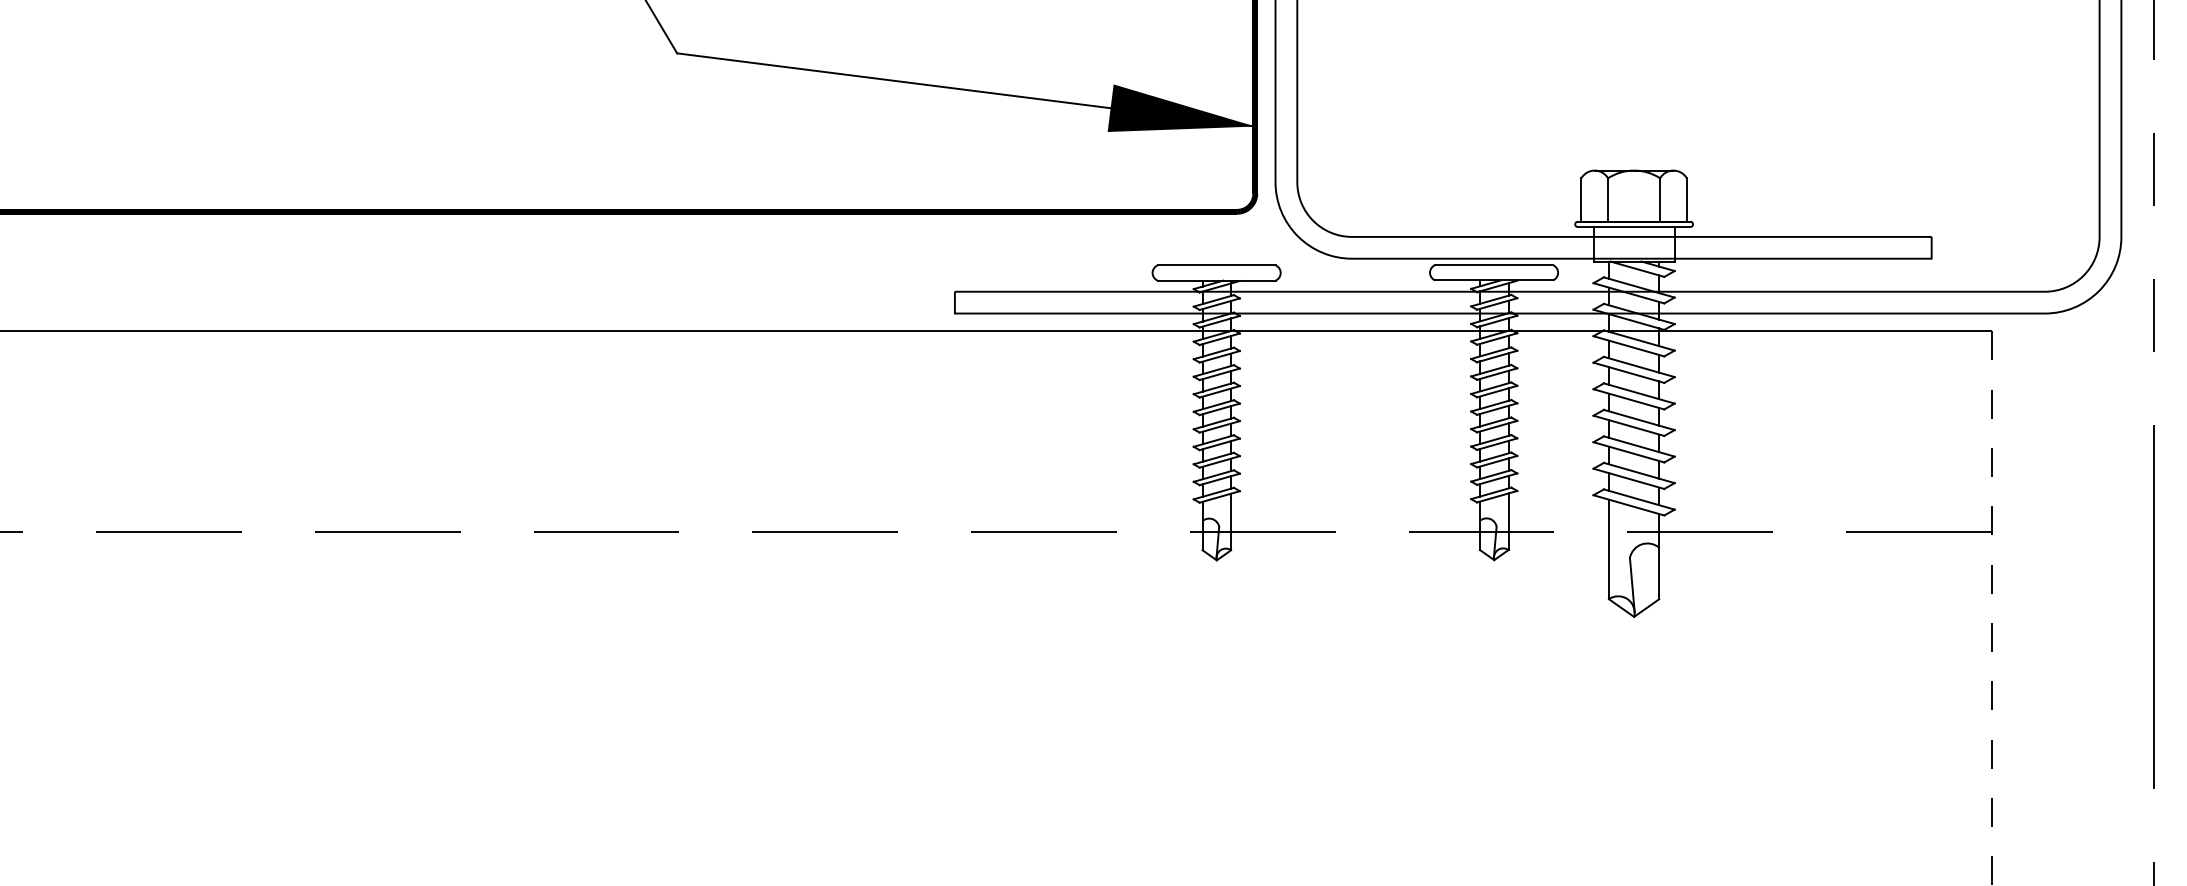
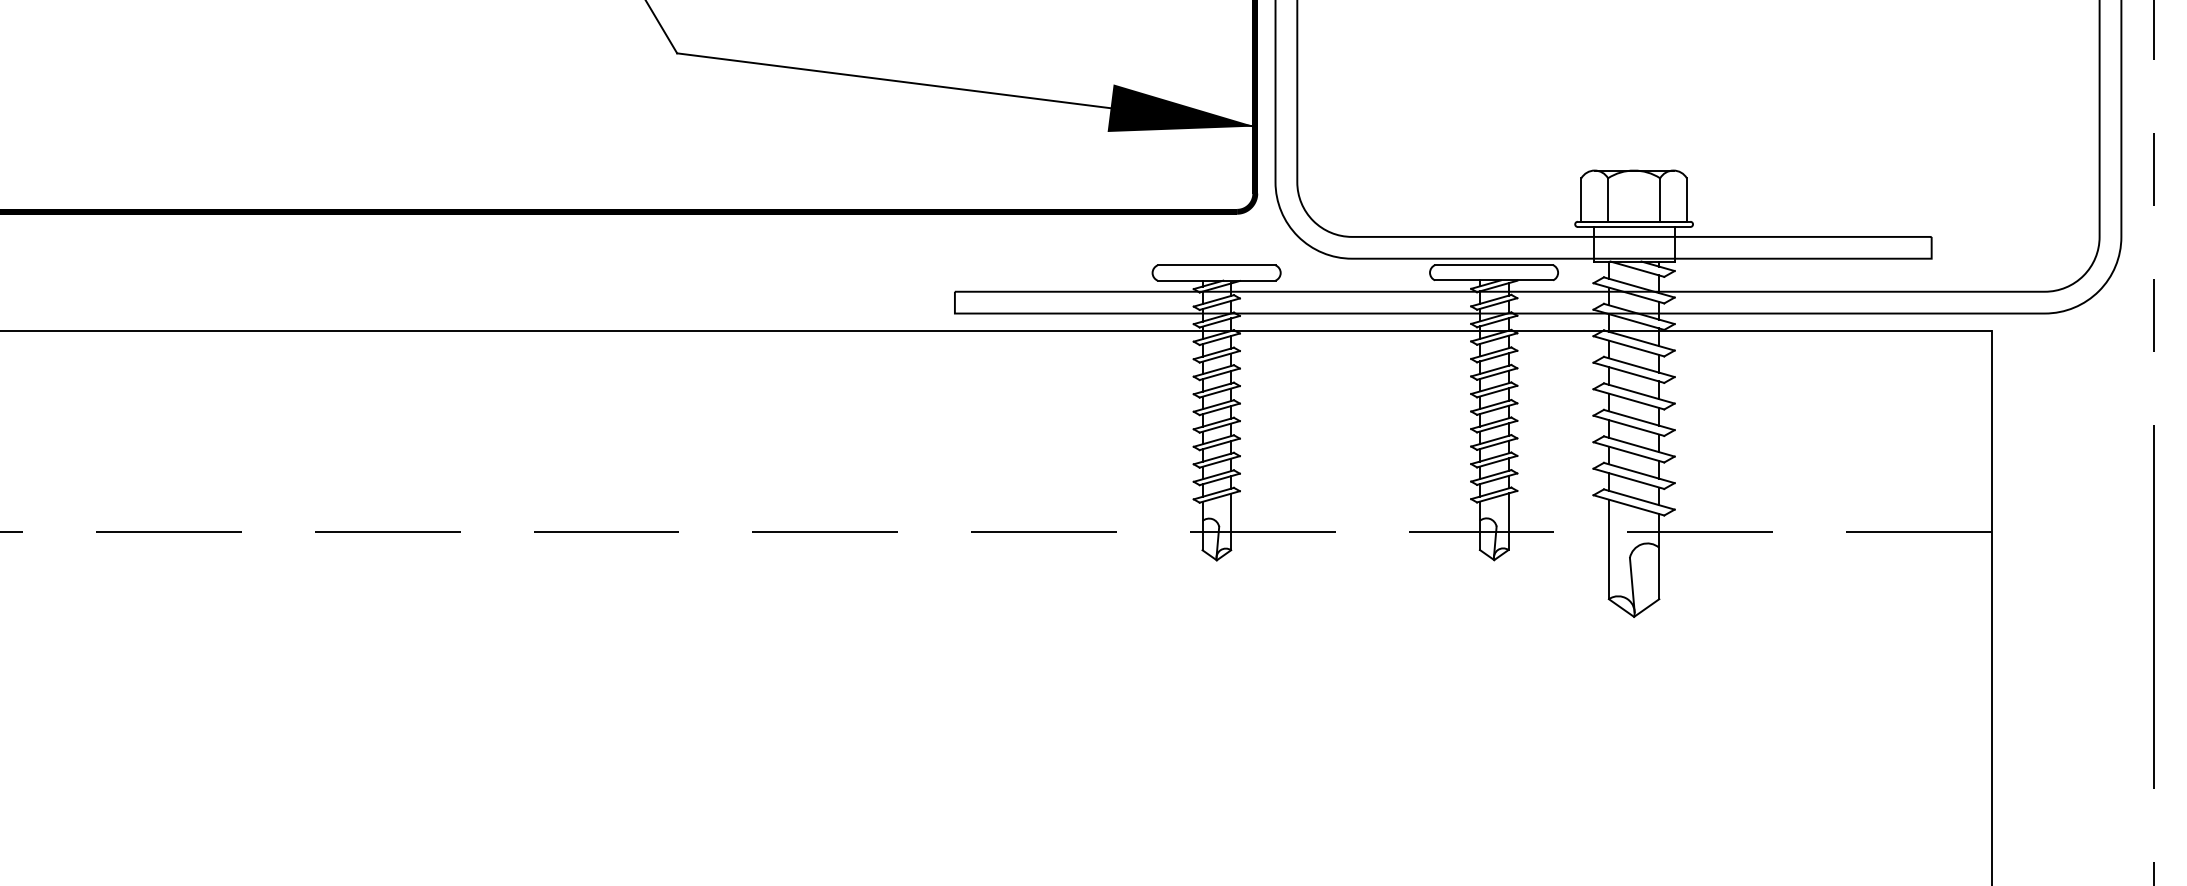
line: dashed -> solid (1991, 609)
